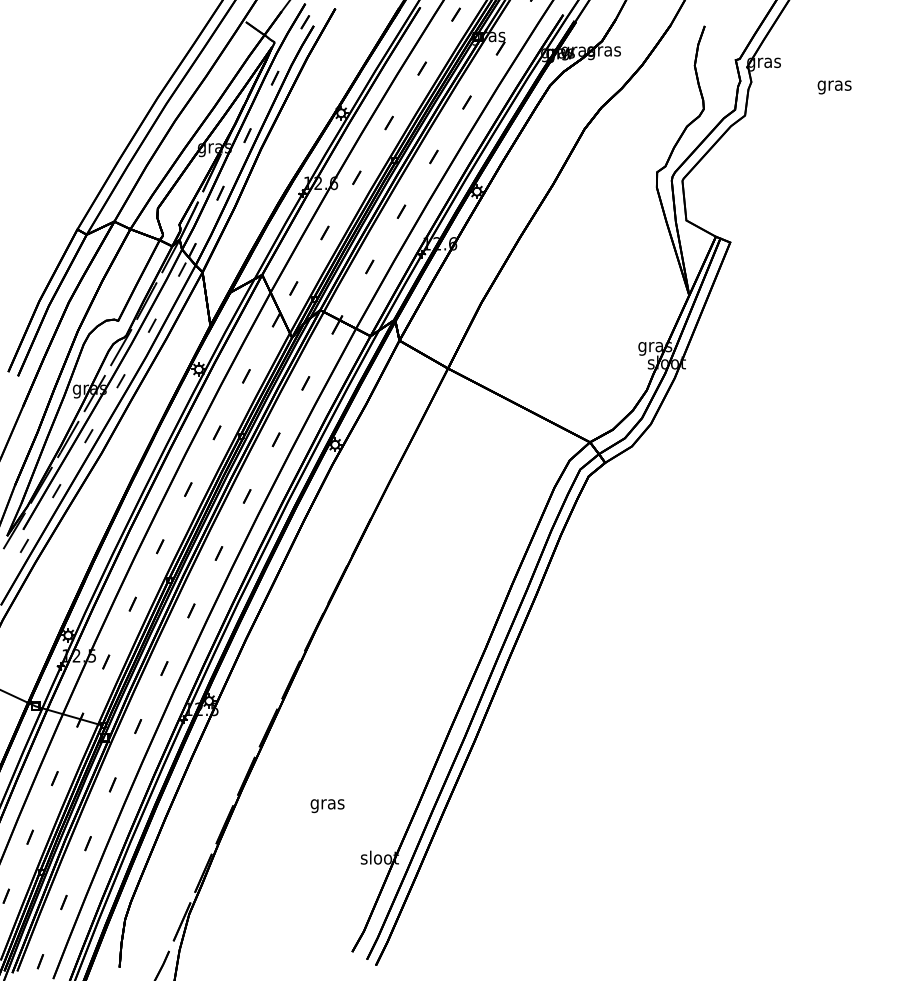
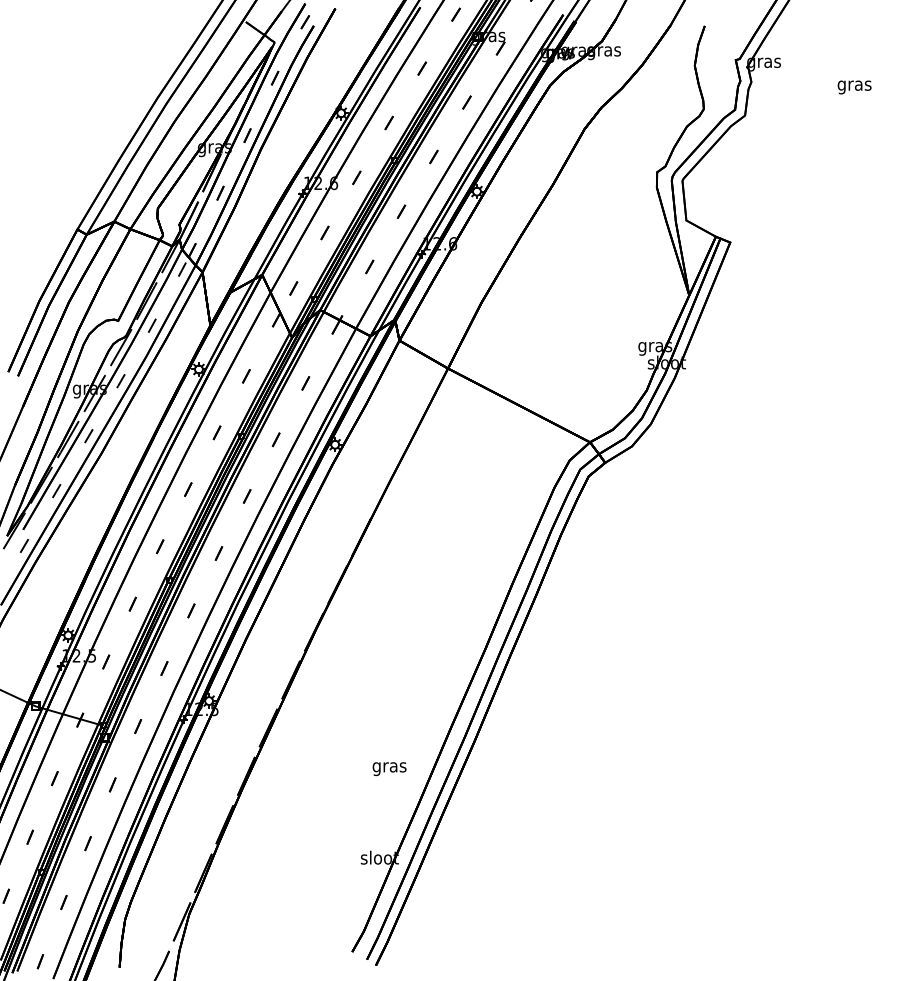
text position: (834, 87) -> (854, 87) (854, 87)
text position: (327, 806) -> (389, 769) (389, 769)
